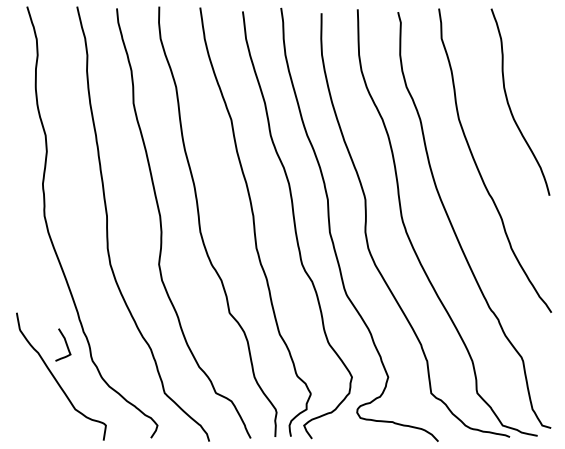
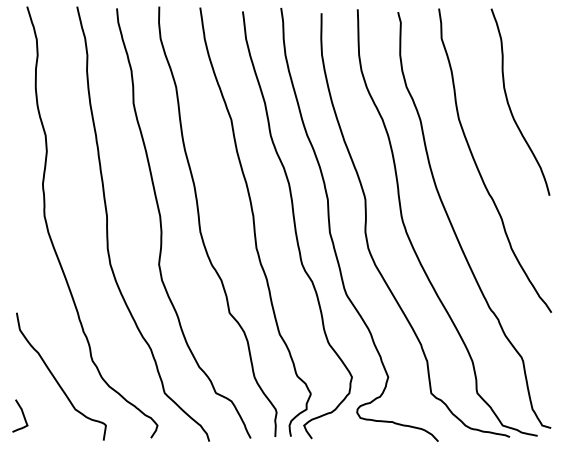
curve position: (65, 344) -> (22, 415) (22, 415)
